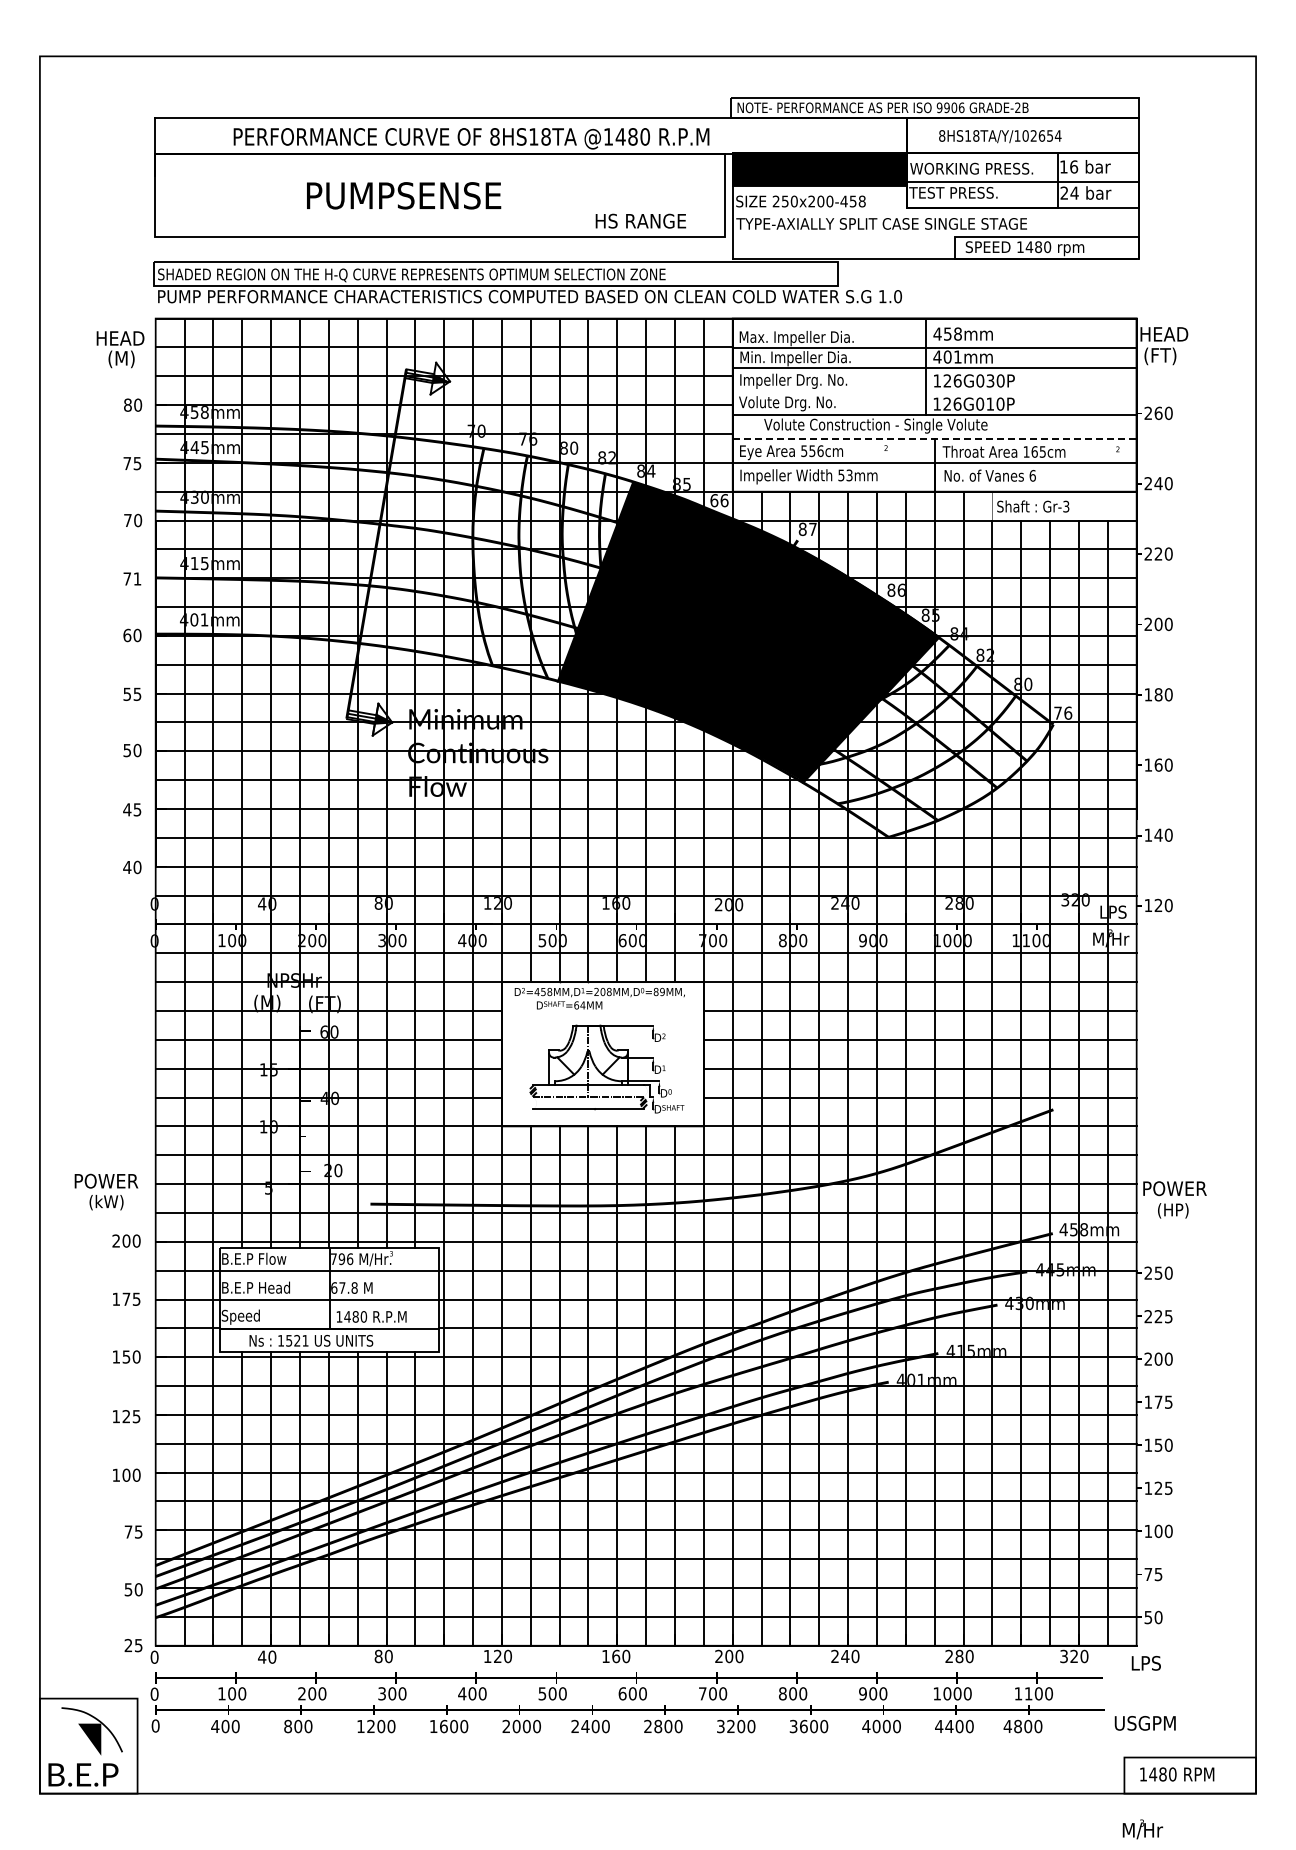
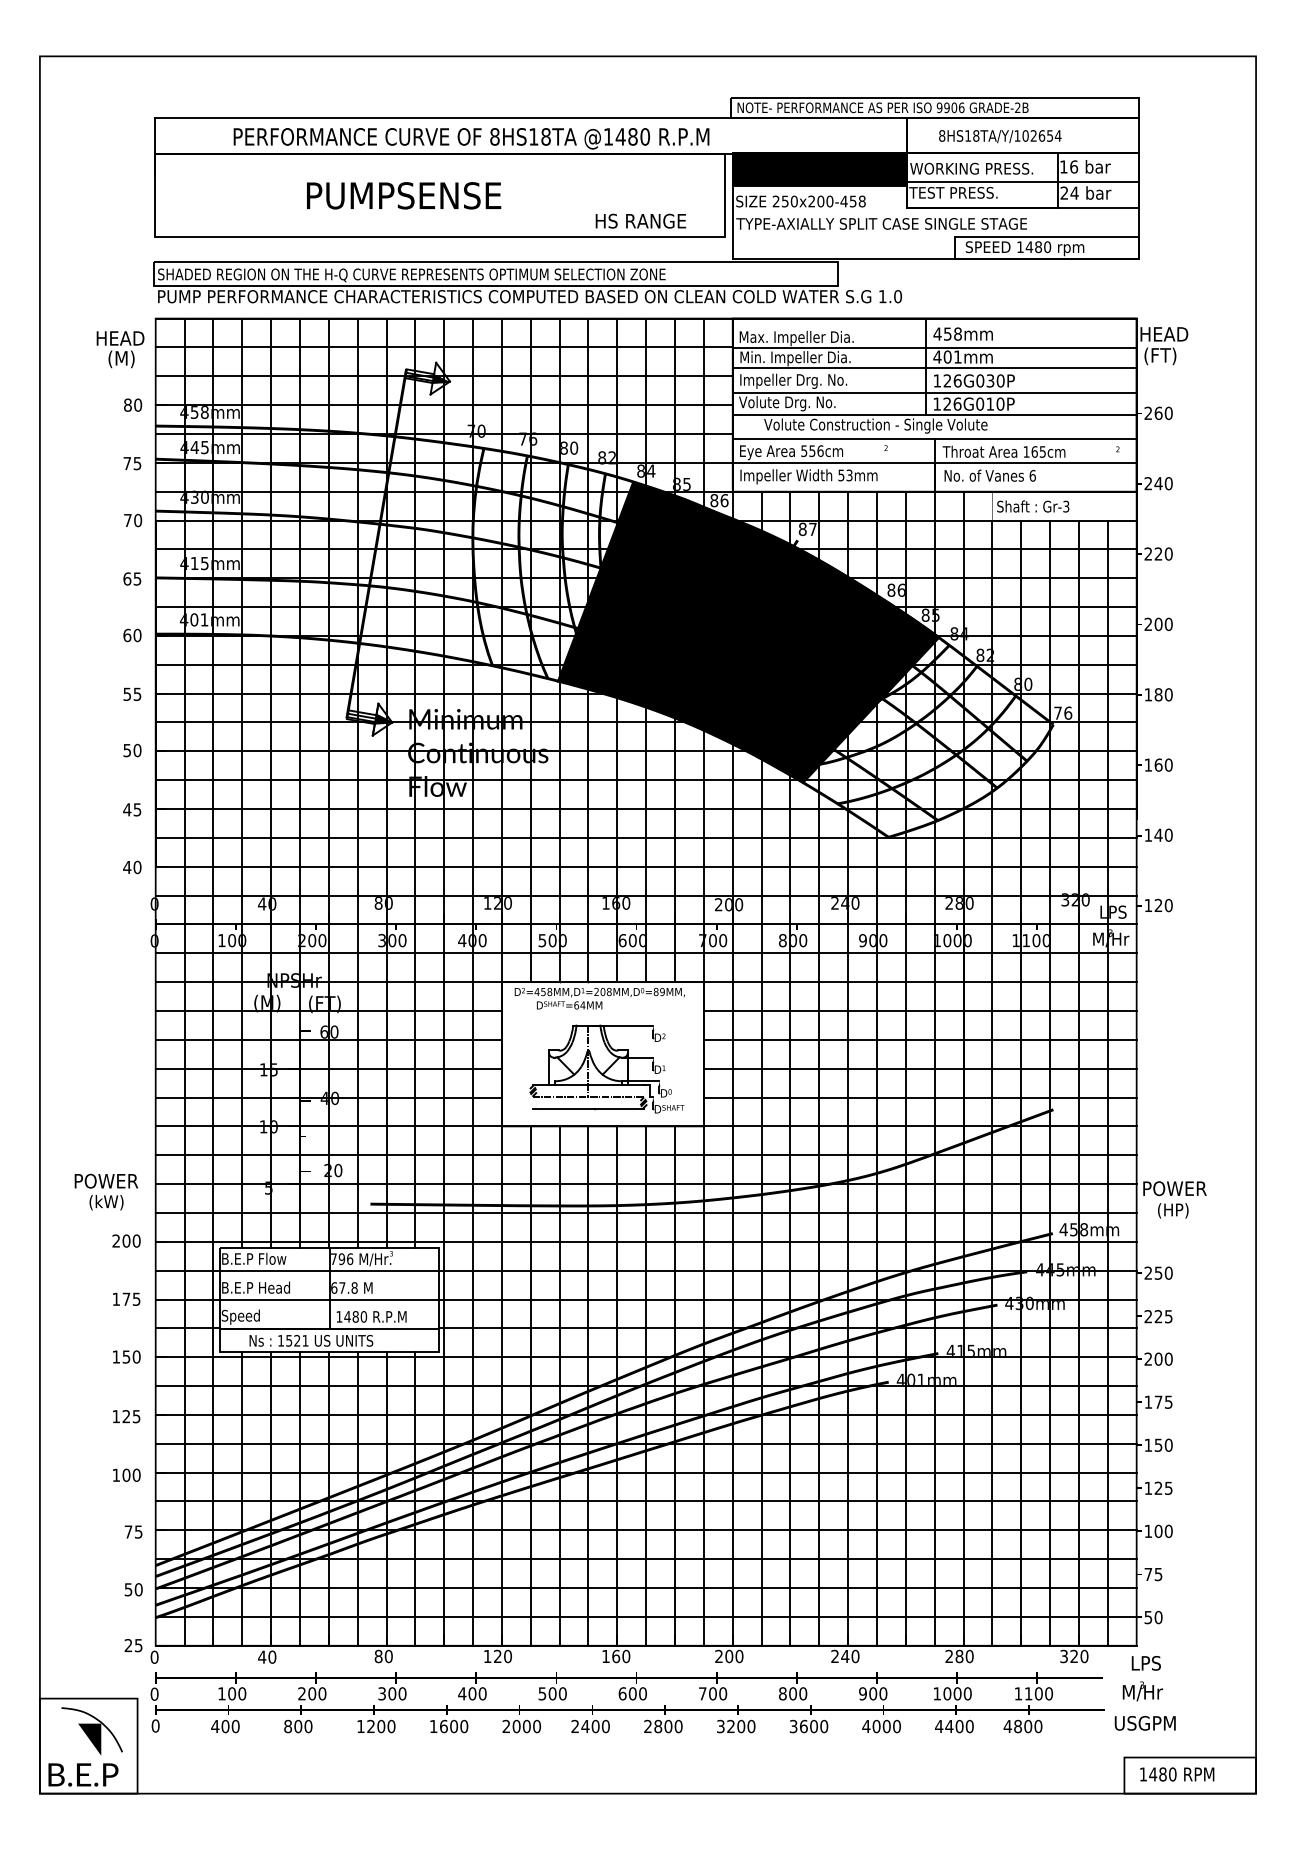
line: none -> present (935, 393)
line: dashed -> solid (934, 439)
text: 66 -> 86 (714, 500)
text: 71 -> 65 (132, 578)
text position: (1142, 1829) -> (1142, 1691) (1142, 1691)
